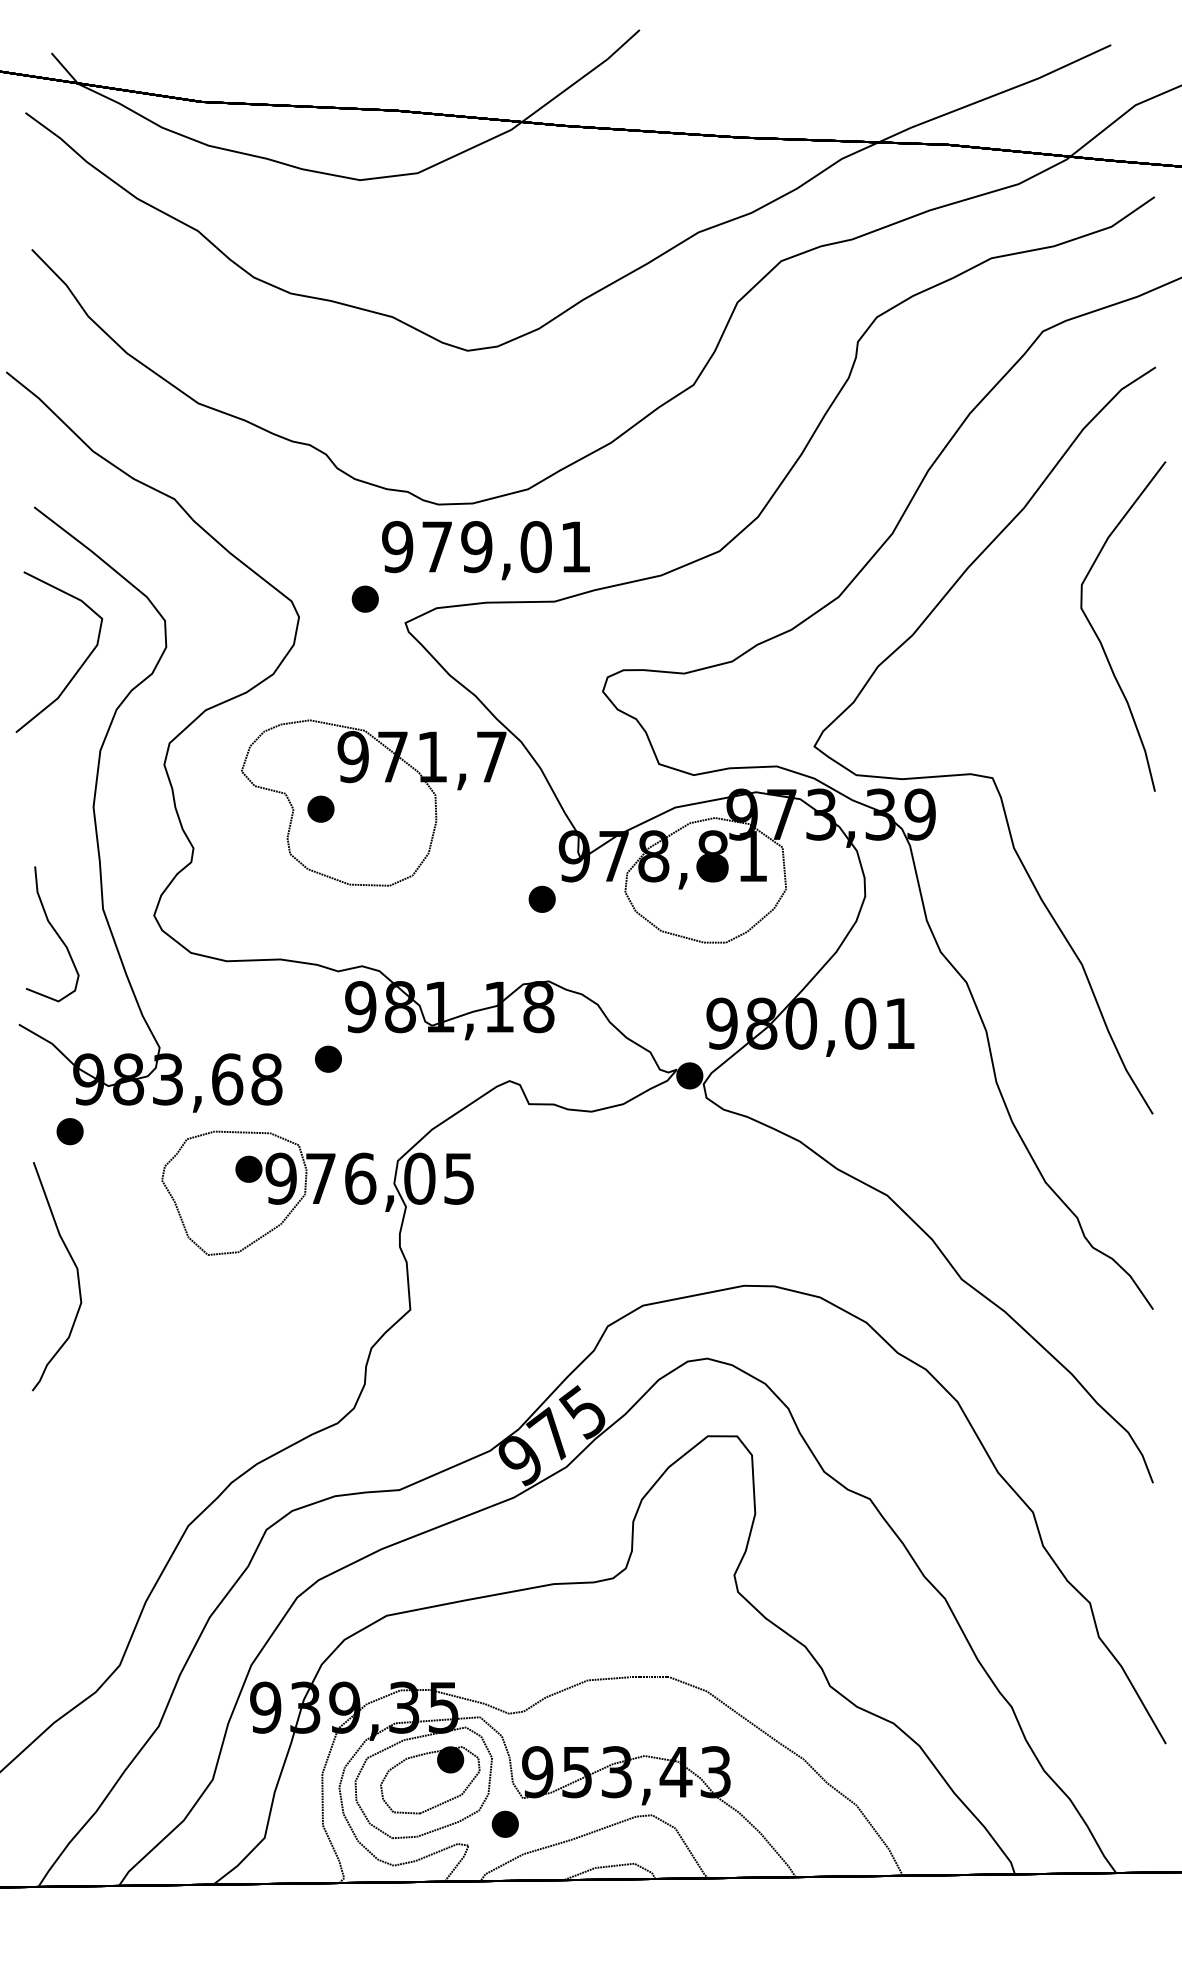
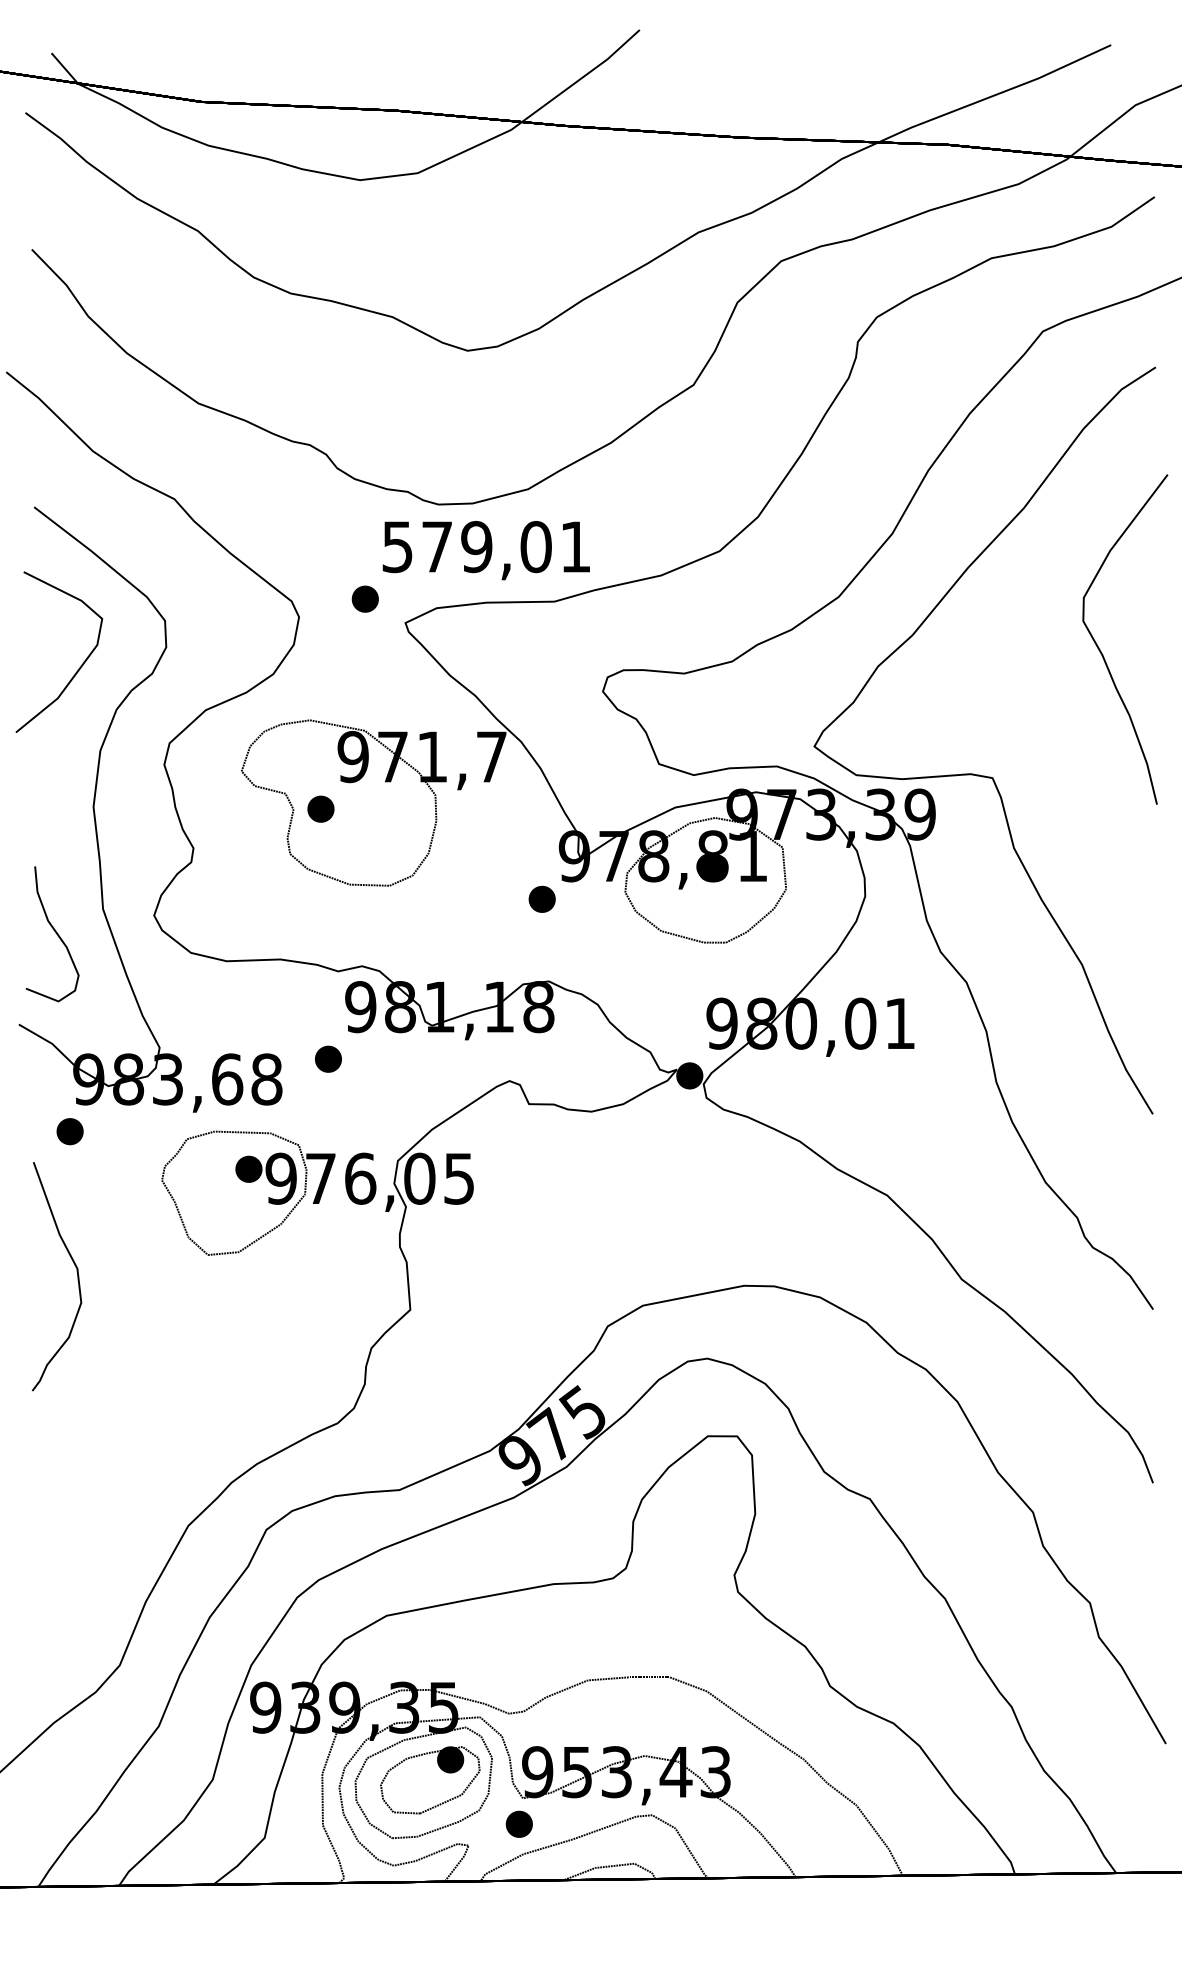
text: 979,01 -> 579,01 (397, 546)
curve position: (1101, 641) -> (1103, 654) (1103, 654)
part position: (504, 1823) -> (518, 1823) (518, 1823)
